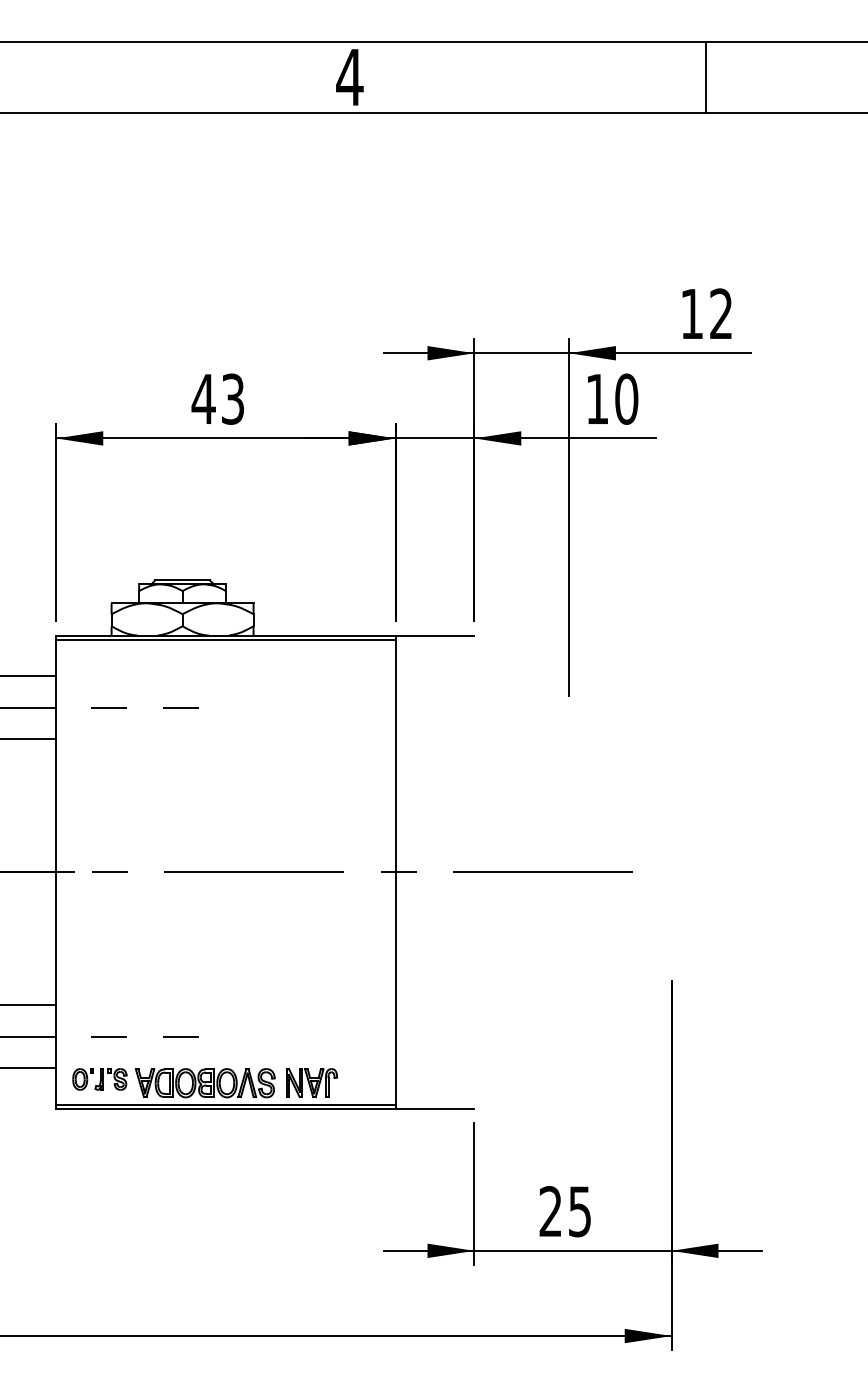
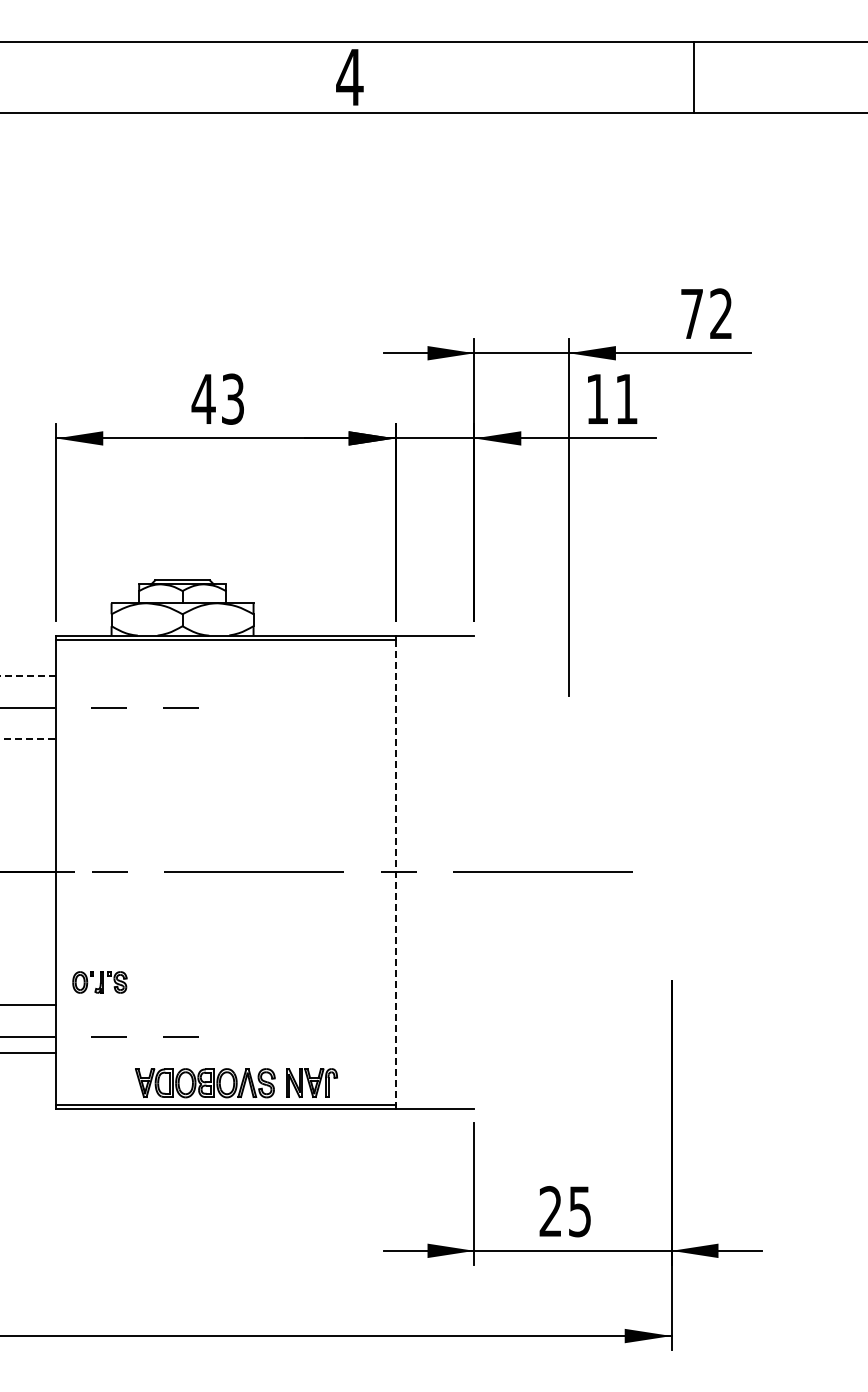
line position: (705, 76) -> (693, 76) (693, 76)
text: 12 -> 72 (691, 313)
text: 10 -> 11 (626, 398)
line: solid -> dashed (28, 676)
line: solid -> dashed (28, 739)
line: solid -> dashed (395, 872)
line position: (29, 1068) -> (29, 1053) (29, 1053)
part position: (99, 1079) -> (99, 982) (99, 982)
